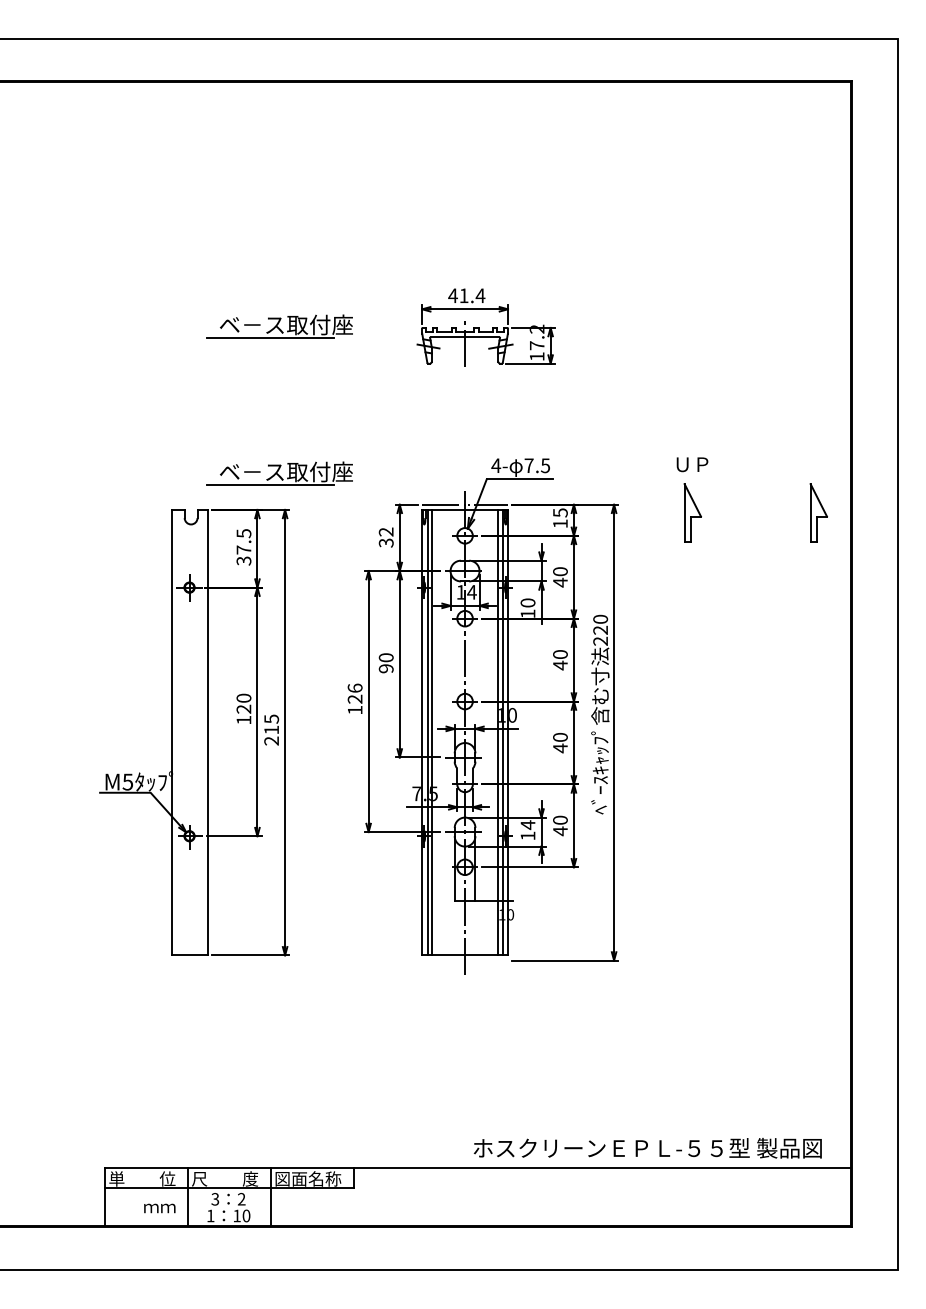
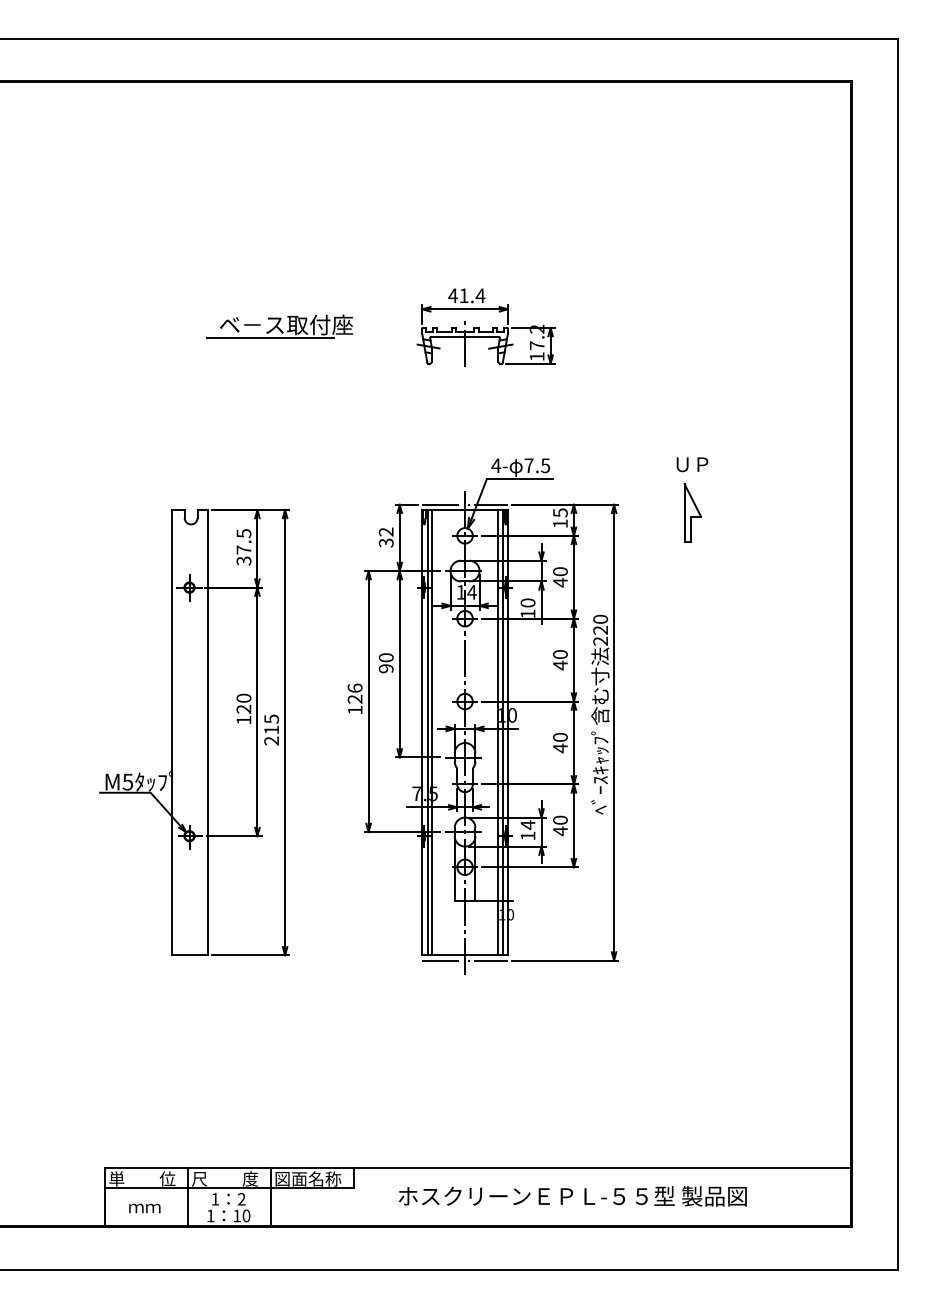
part: present -> none (279, 473)
part: present -> none (818, 512)
line: none -> present (464, 960)
text position: (647, 1148) -> (572, 1196) (572, 1196)
text: 3 -> 1 (215, 1199)
text position: (159, 1208) -> (144, 1208) (144, 1208)
